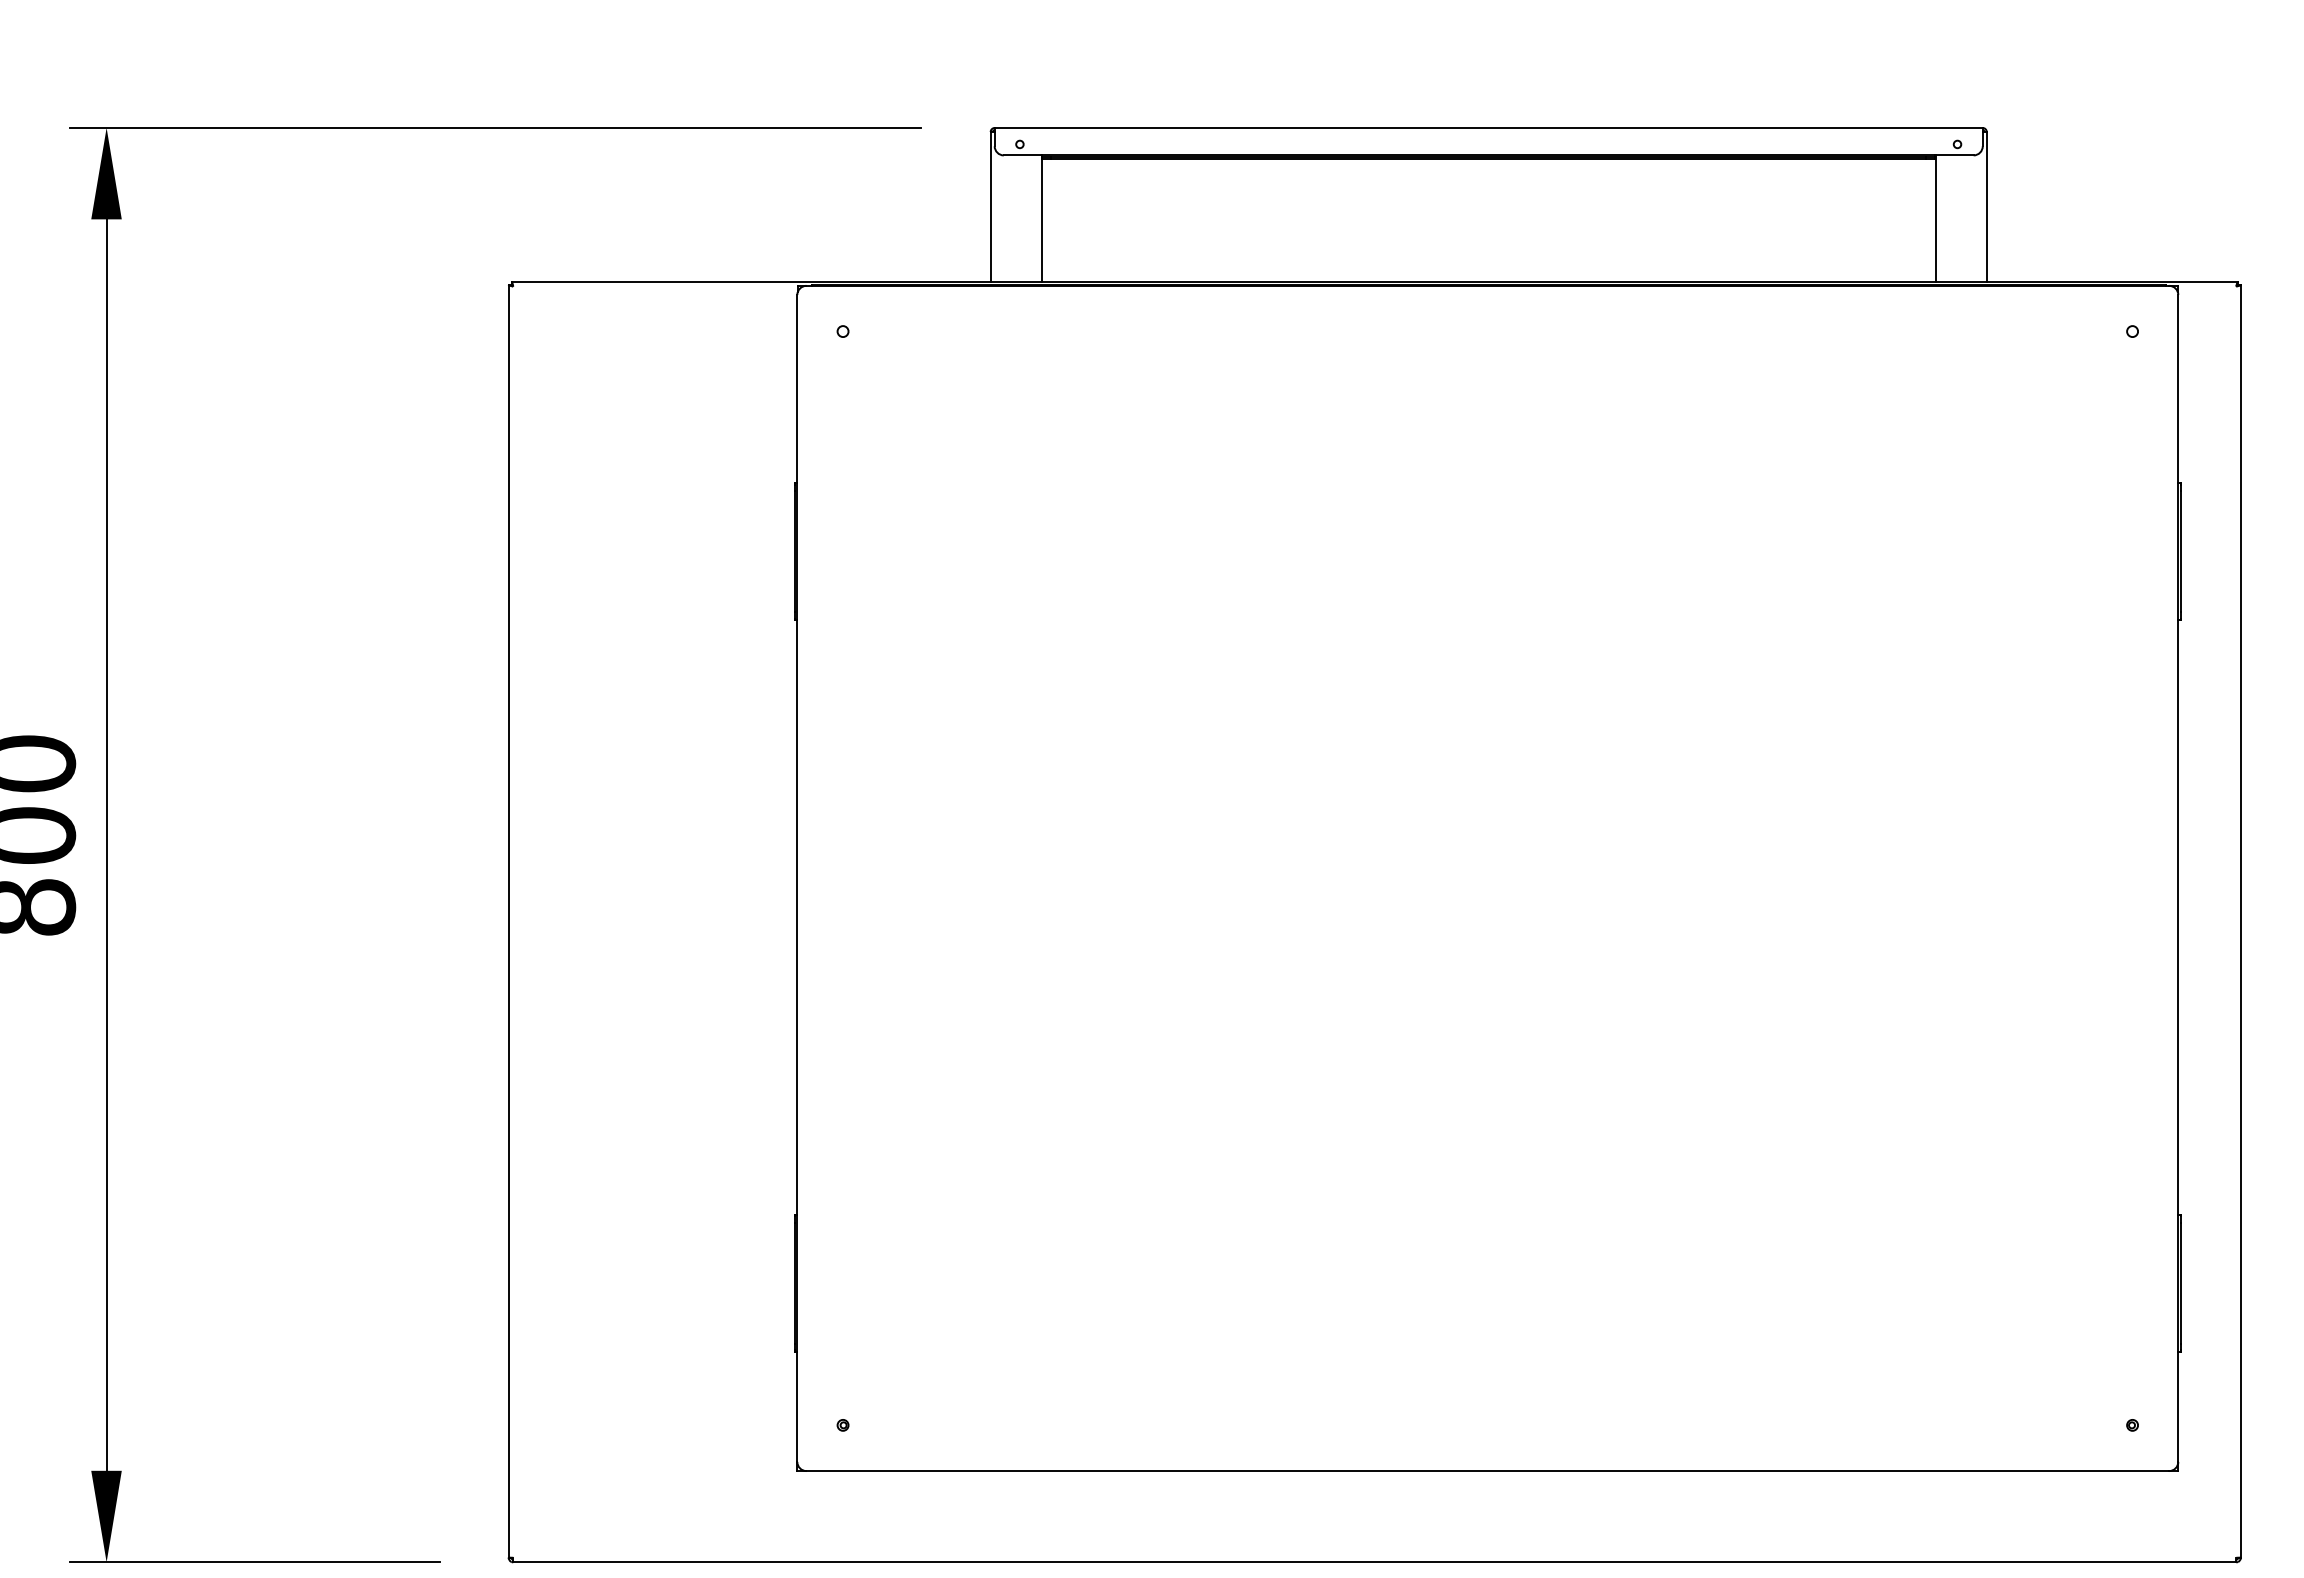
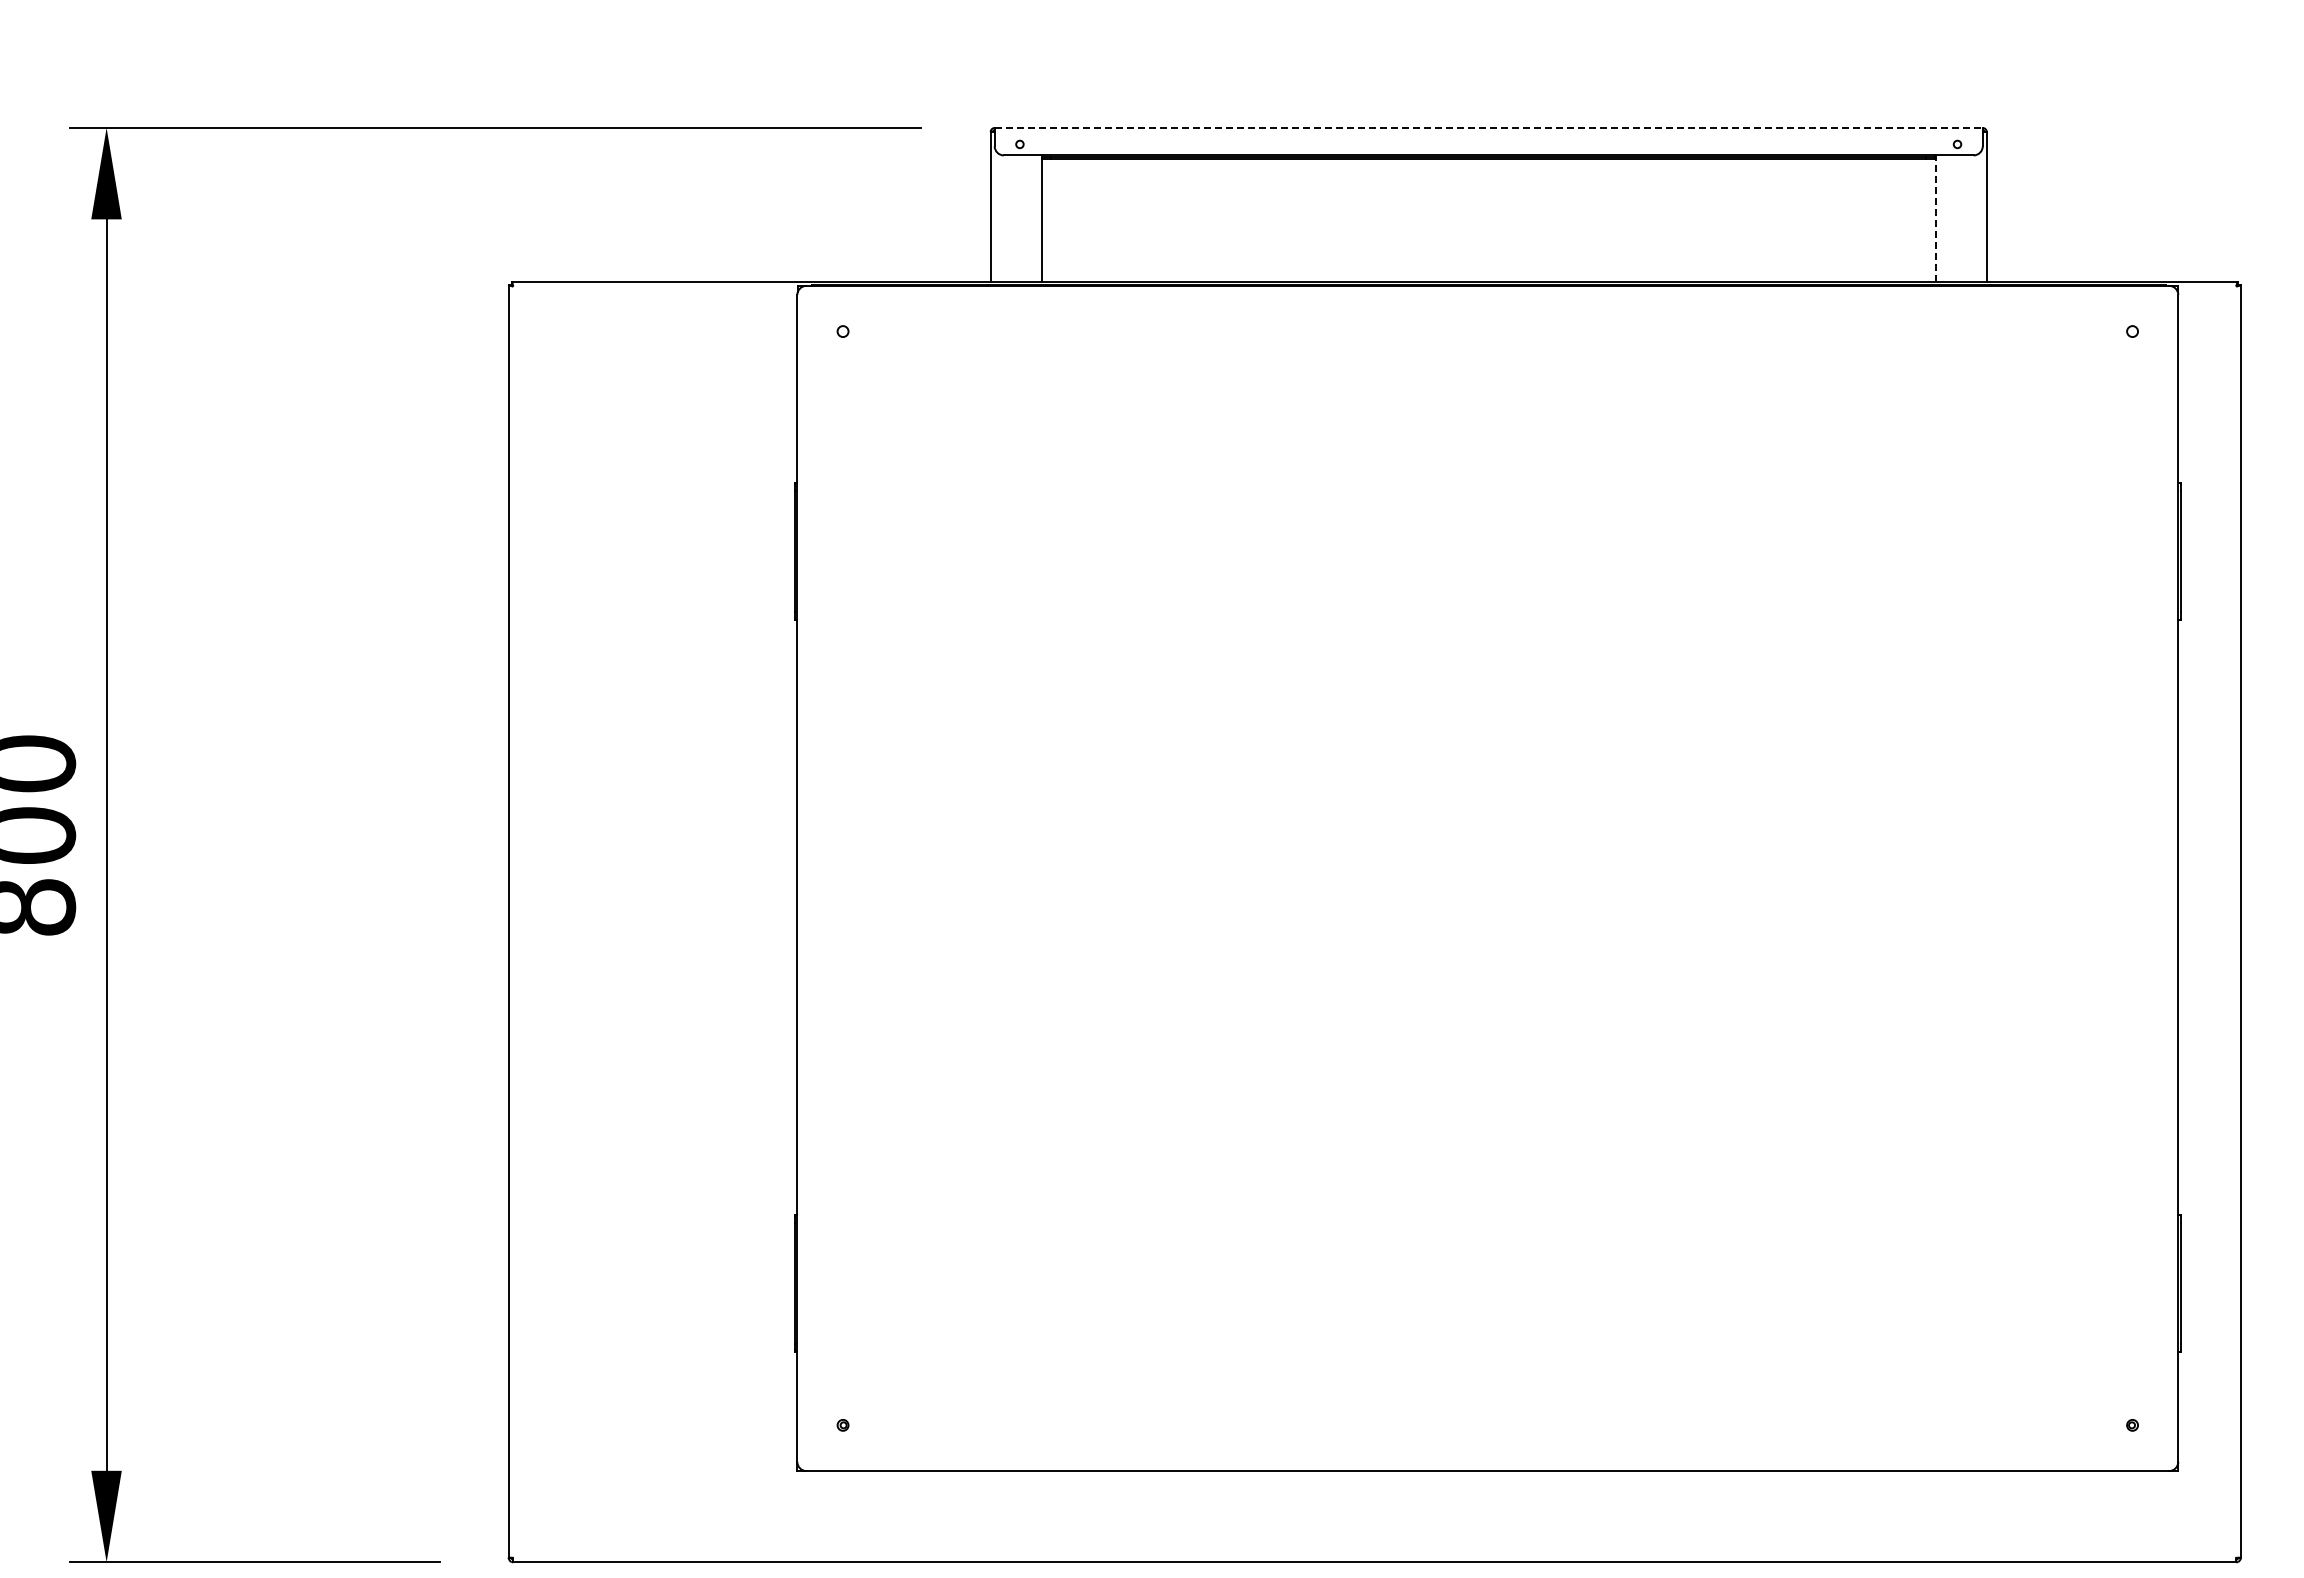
line: solid -> dashed (1489, 127)
line: solid -> dashed (1935, 218)
